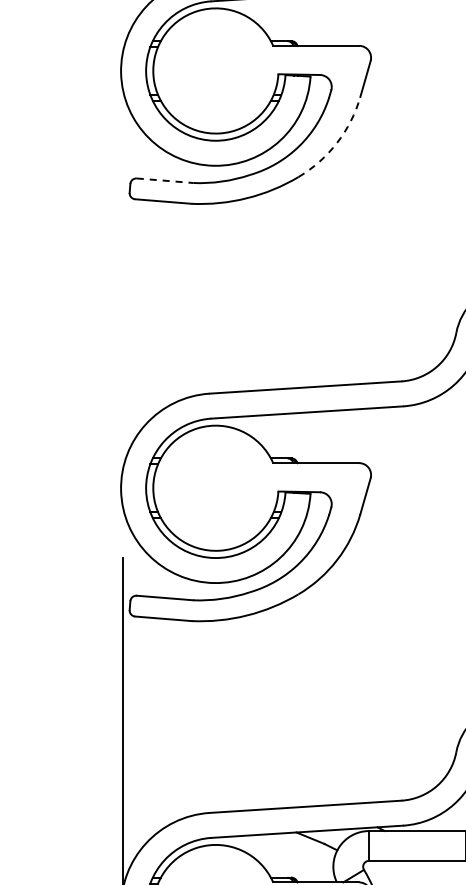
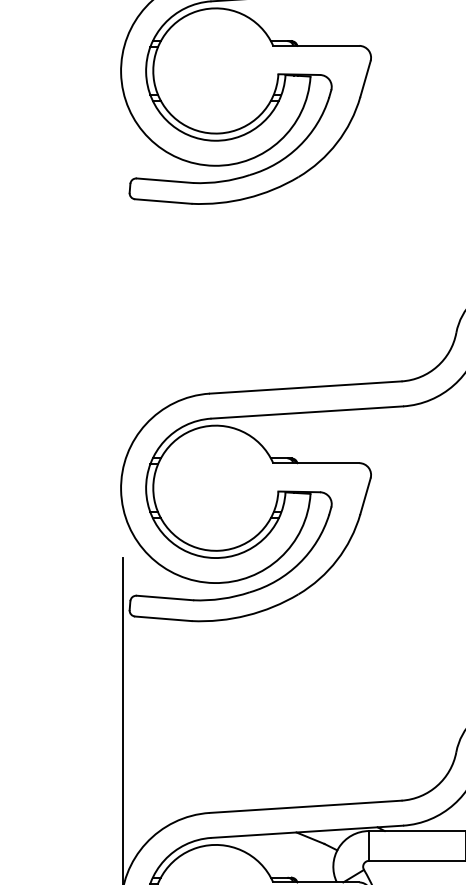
arc: dashed -> solid (337, 142)
line: dashed -> solid (165, 180)
